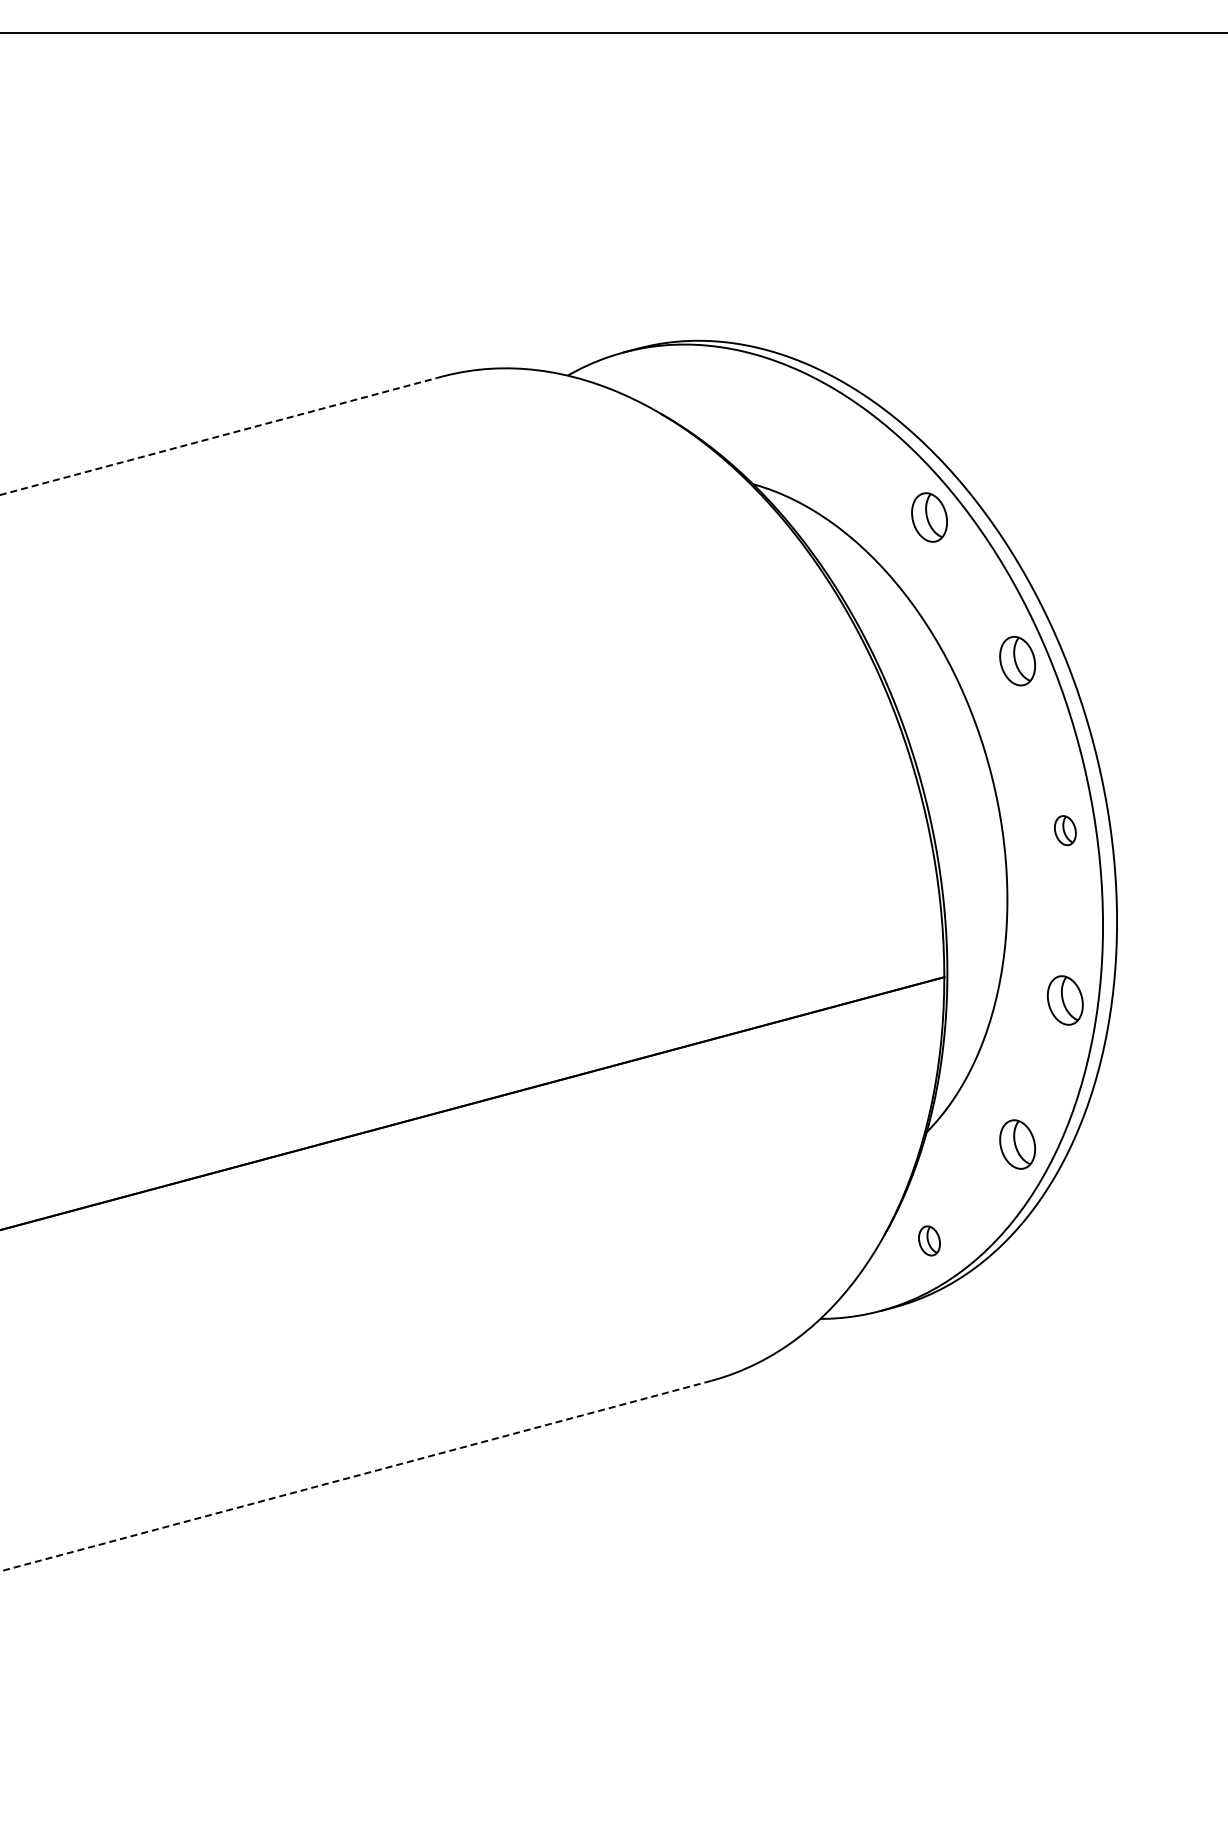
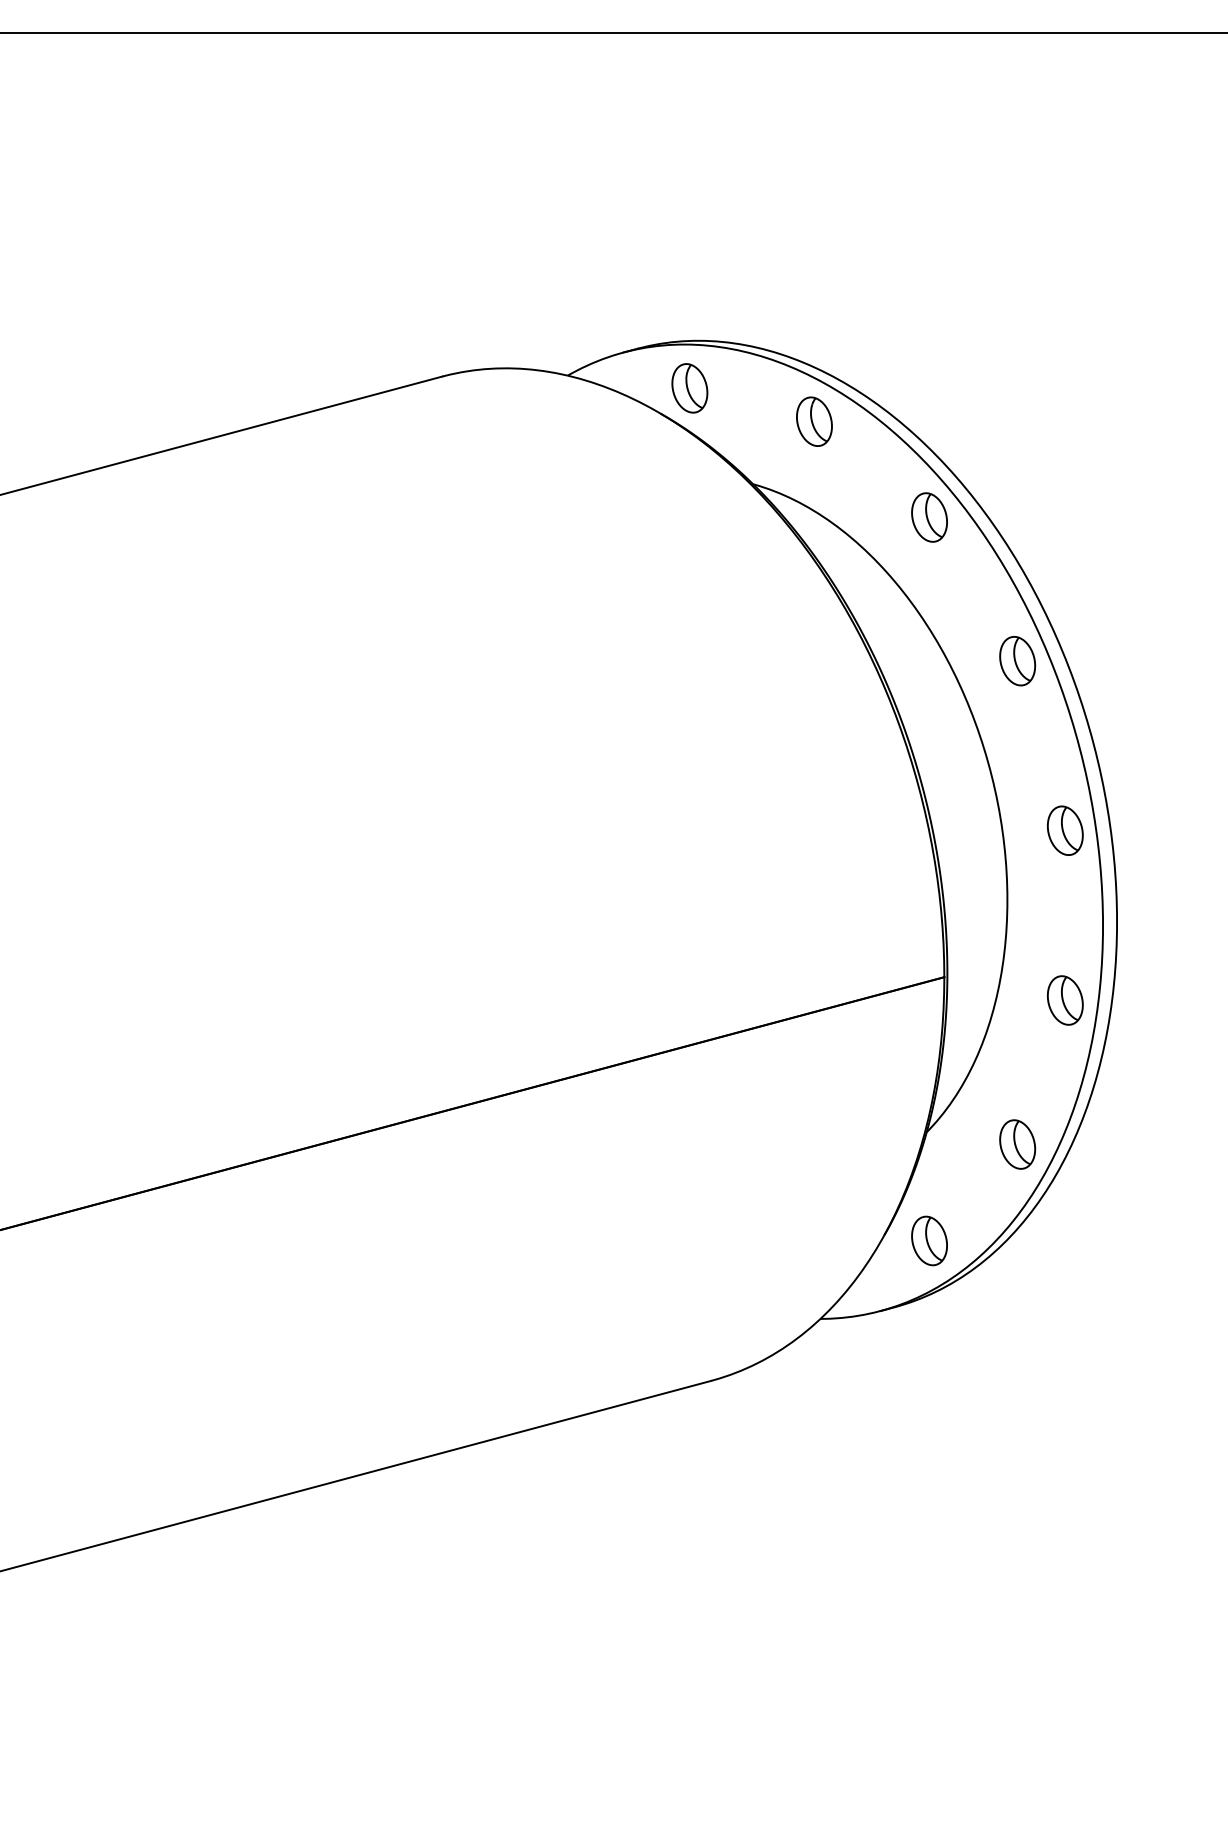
part: none -> present (689, 388)
part: none -> present (814, 421)
line: dashed -> solid (221, 435)
part size: 23x32 px -> 37x51 px (1065, 830)
part size: 23x32 px -> 37x52 px (929, 1240)
line: dashed -> solid (355, 1476)
